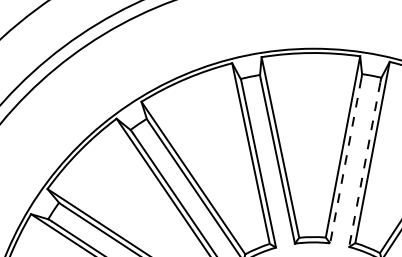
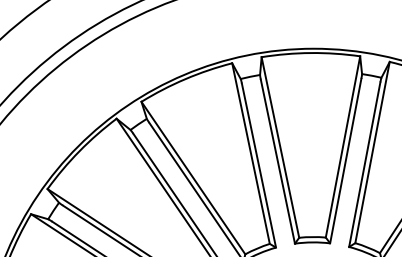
line: dashed -> solid (345, 161)
line: dashed -> solid (364, 164)
